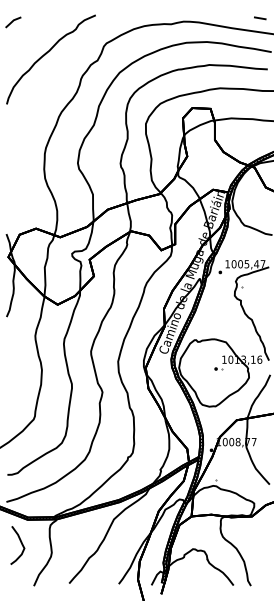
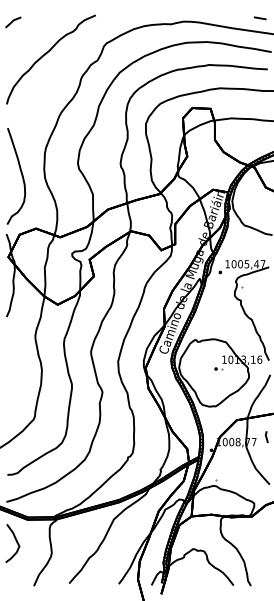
curve: none -> present (21, 176)
line: none -> present (266, 437)
curve position: (21, 545) -> (16, 543) (16, 543)
